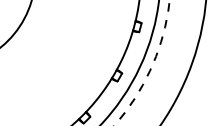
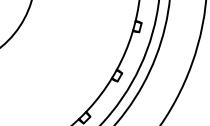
arc: dashed -> solid (151, 68)
